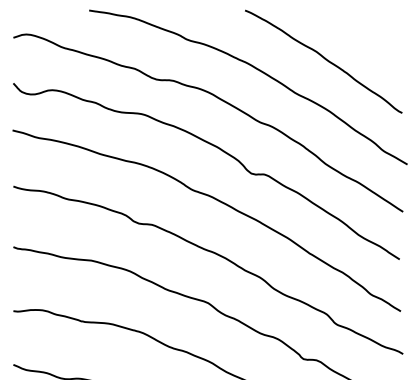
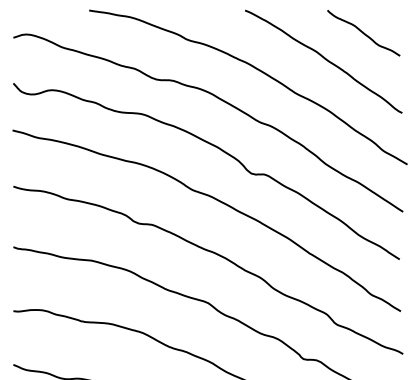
curve: none -> present (363, 33)
